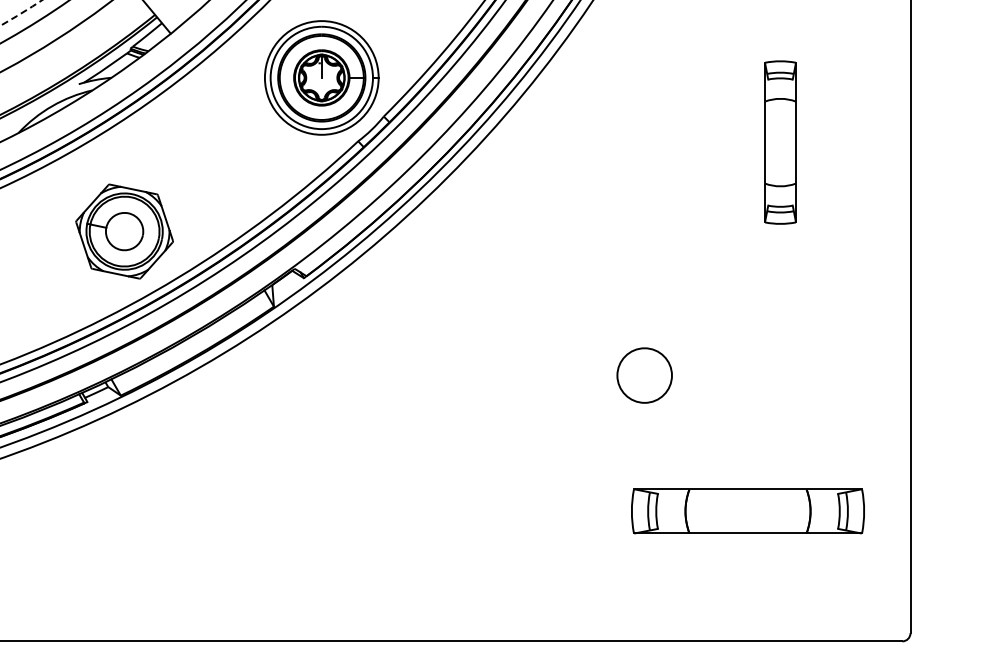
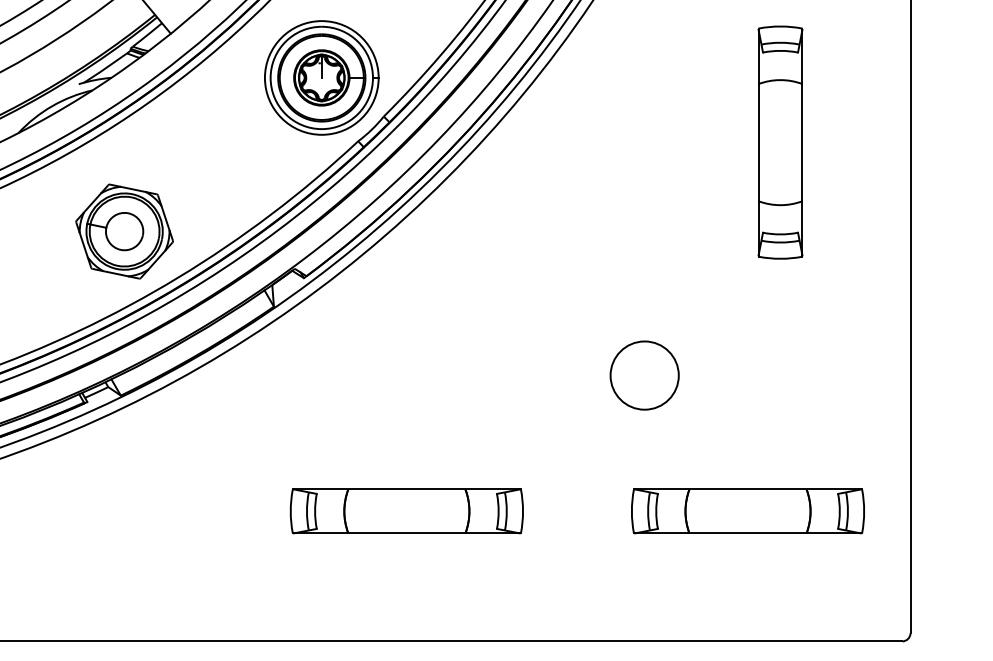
arc: dashed -> solid (21, 13)
part size: 33x165 px -> 47x235 px (780, 142)
circle diameter: 55 px -> 68 px (644, 375)
part: none -> present (406, 511)
